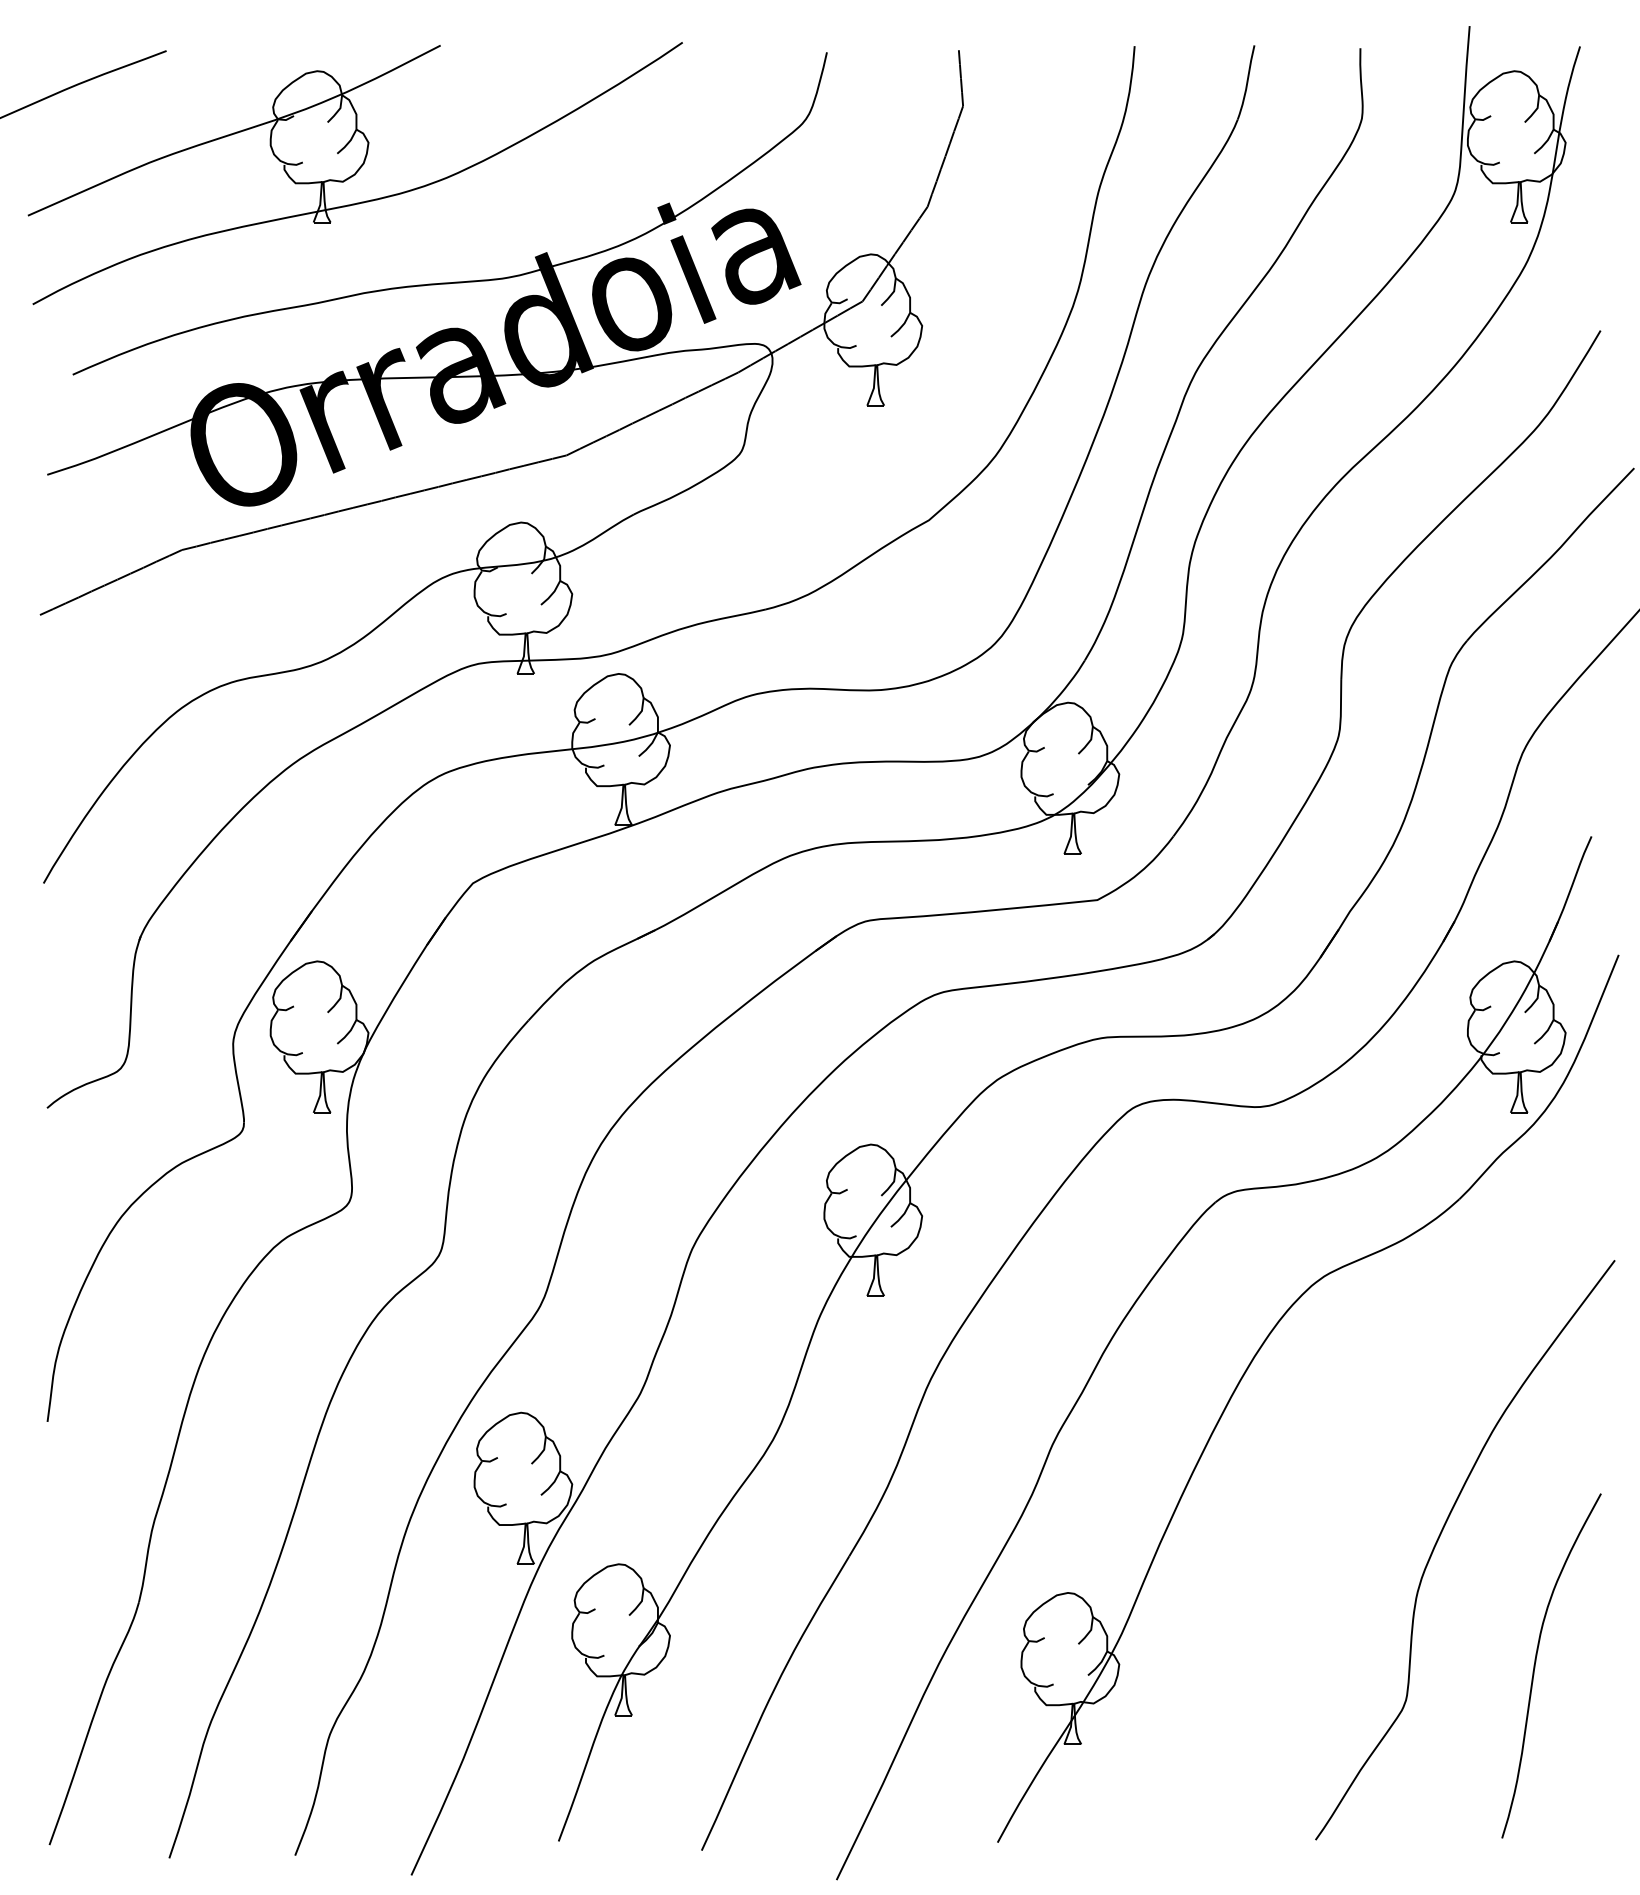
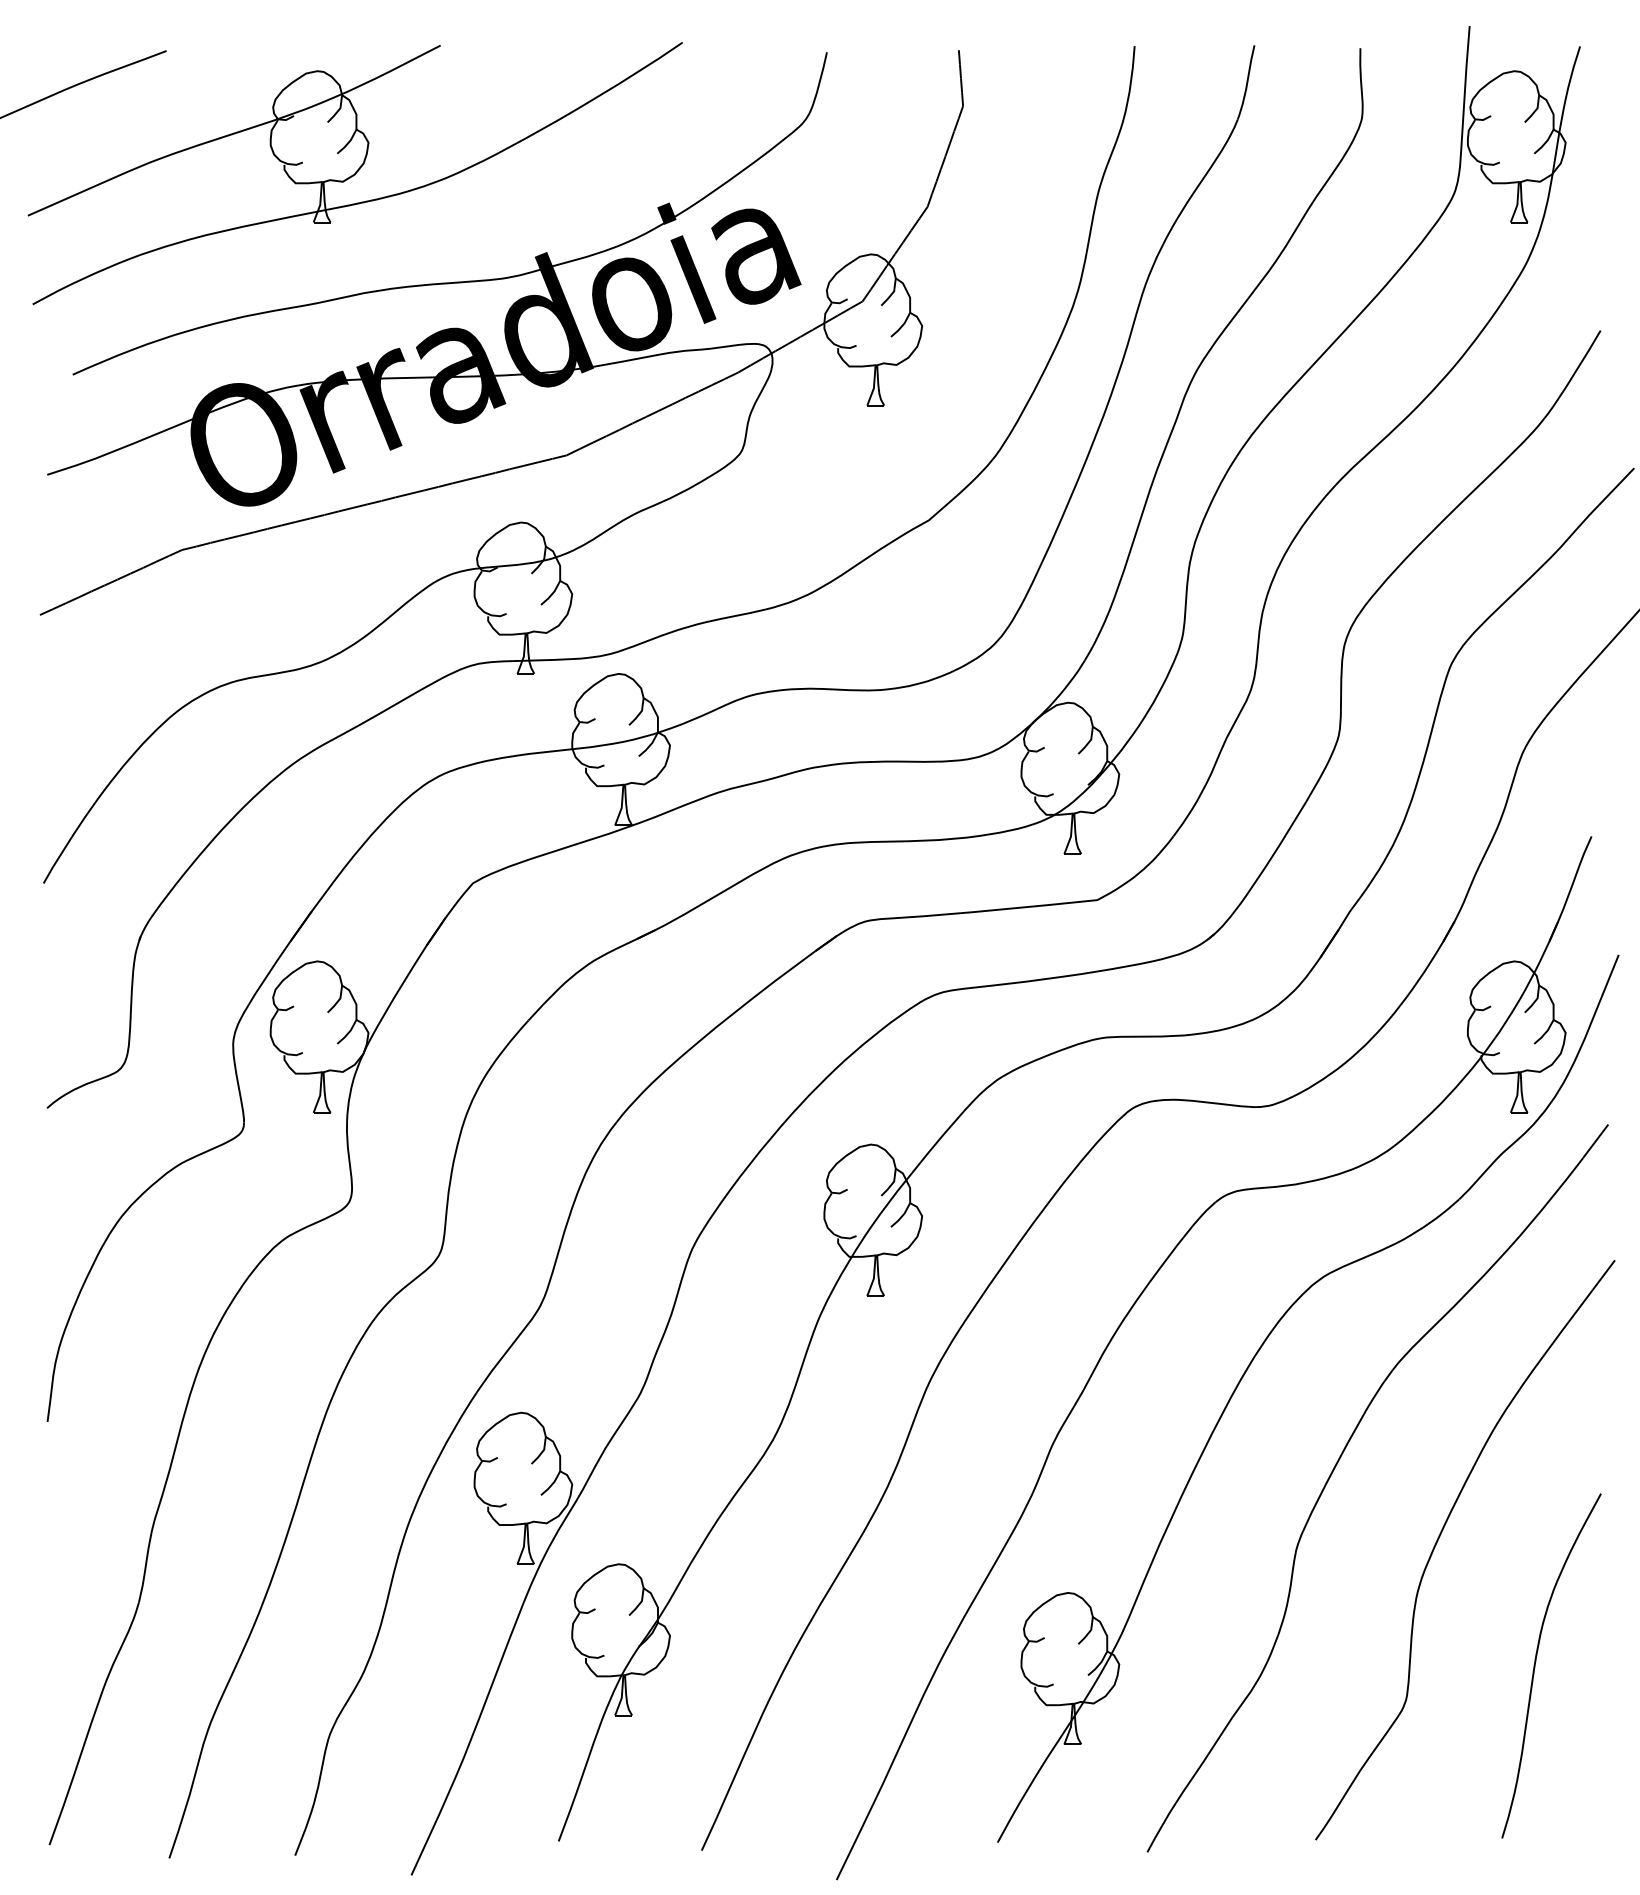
curve: none -> present (1335, 1468)
